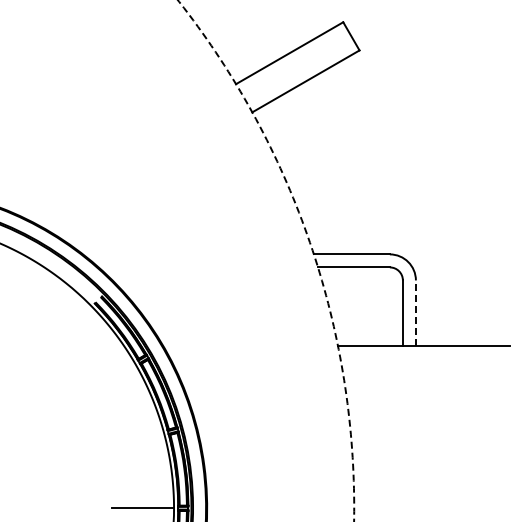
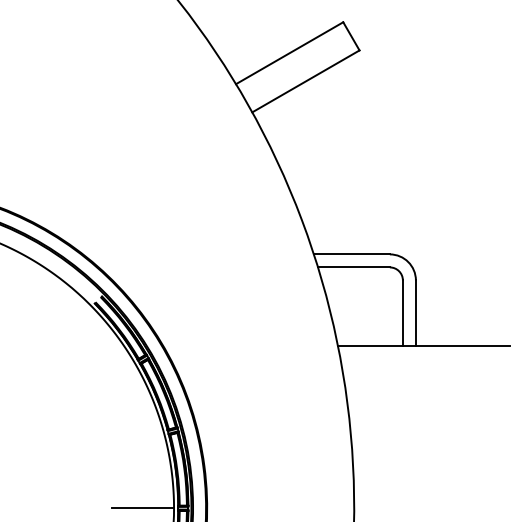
arc: dashed -> solid (310, 245)
line: dashed -> solid (415, 312)
